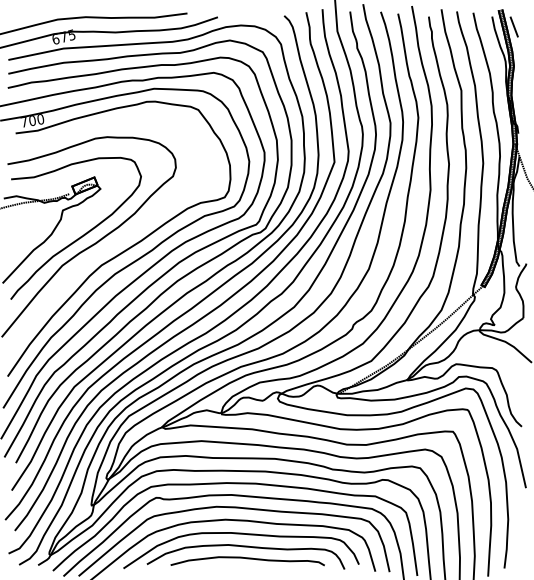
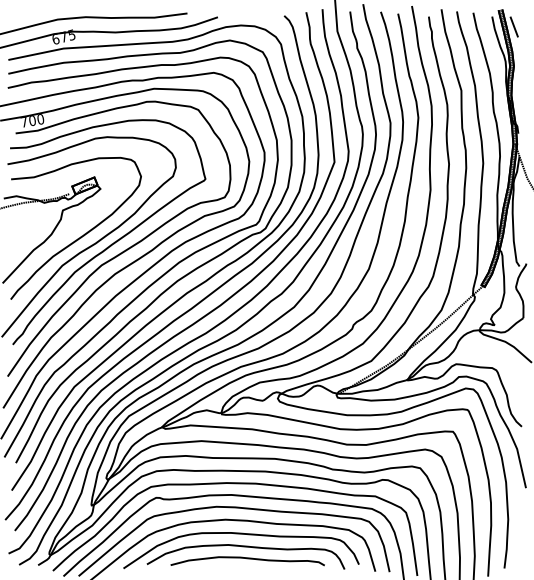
part: none -> present (114, 241)
